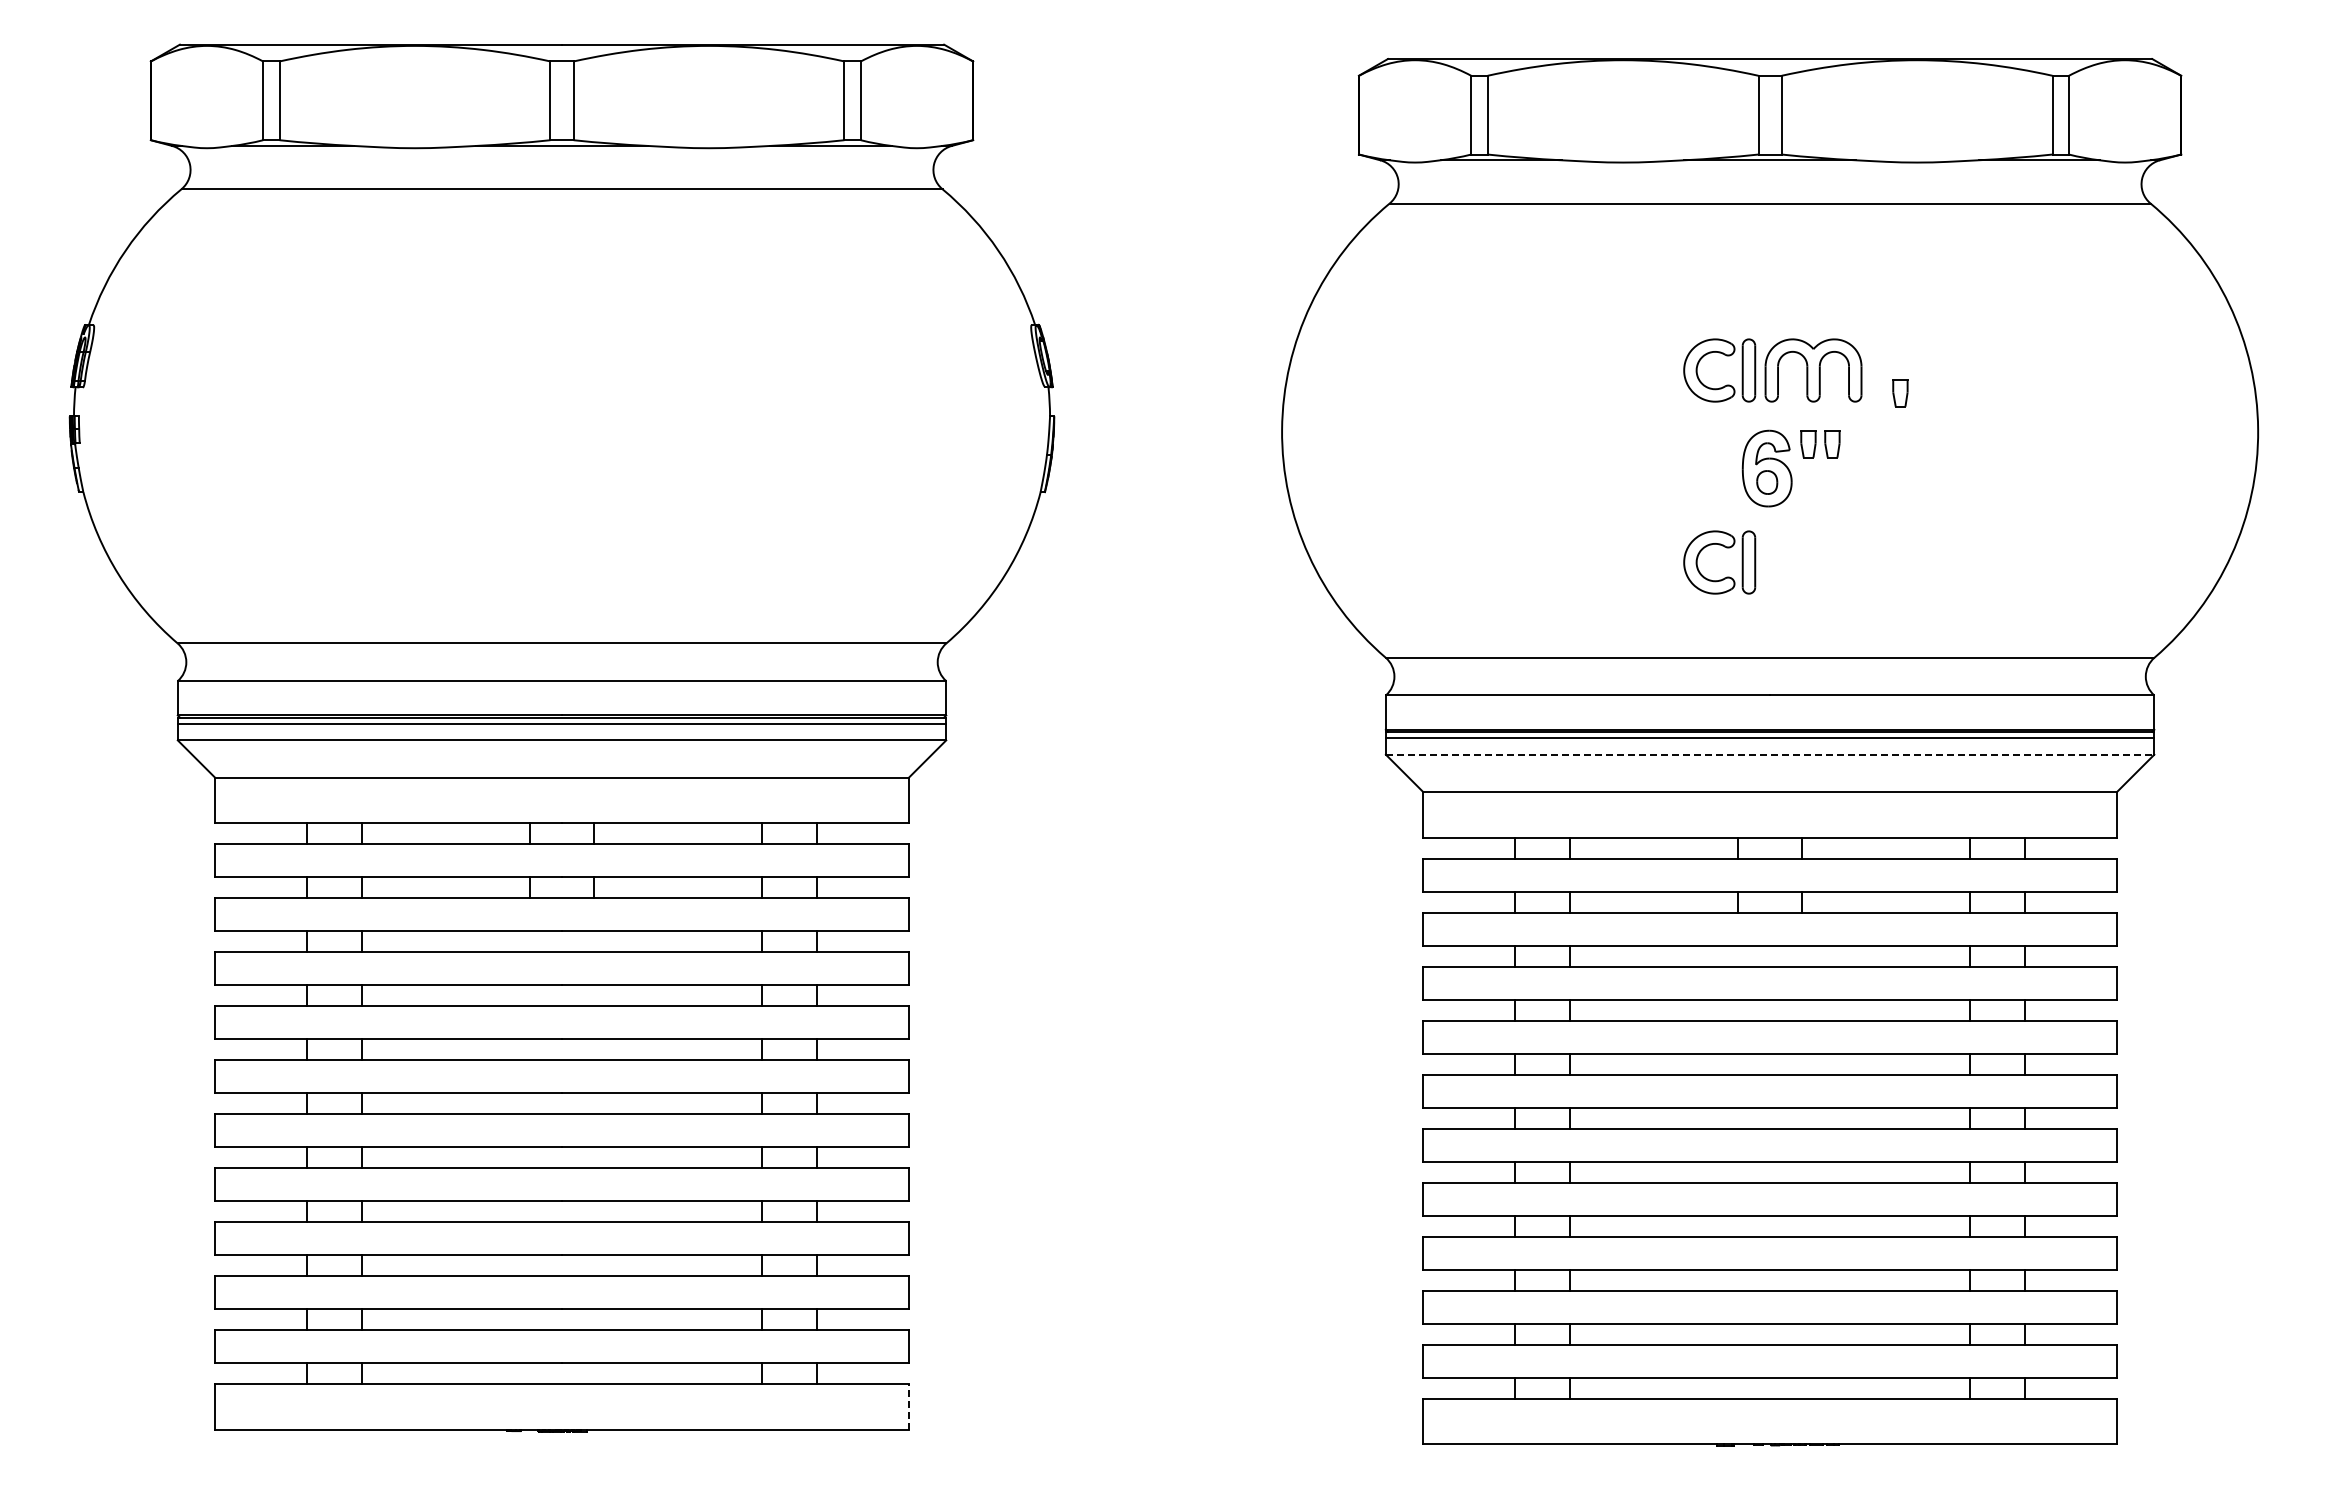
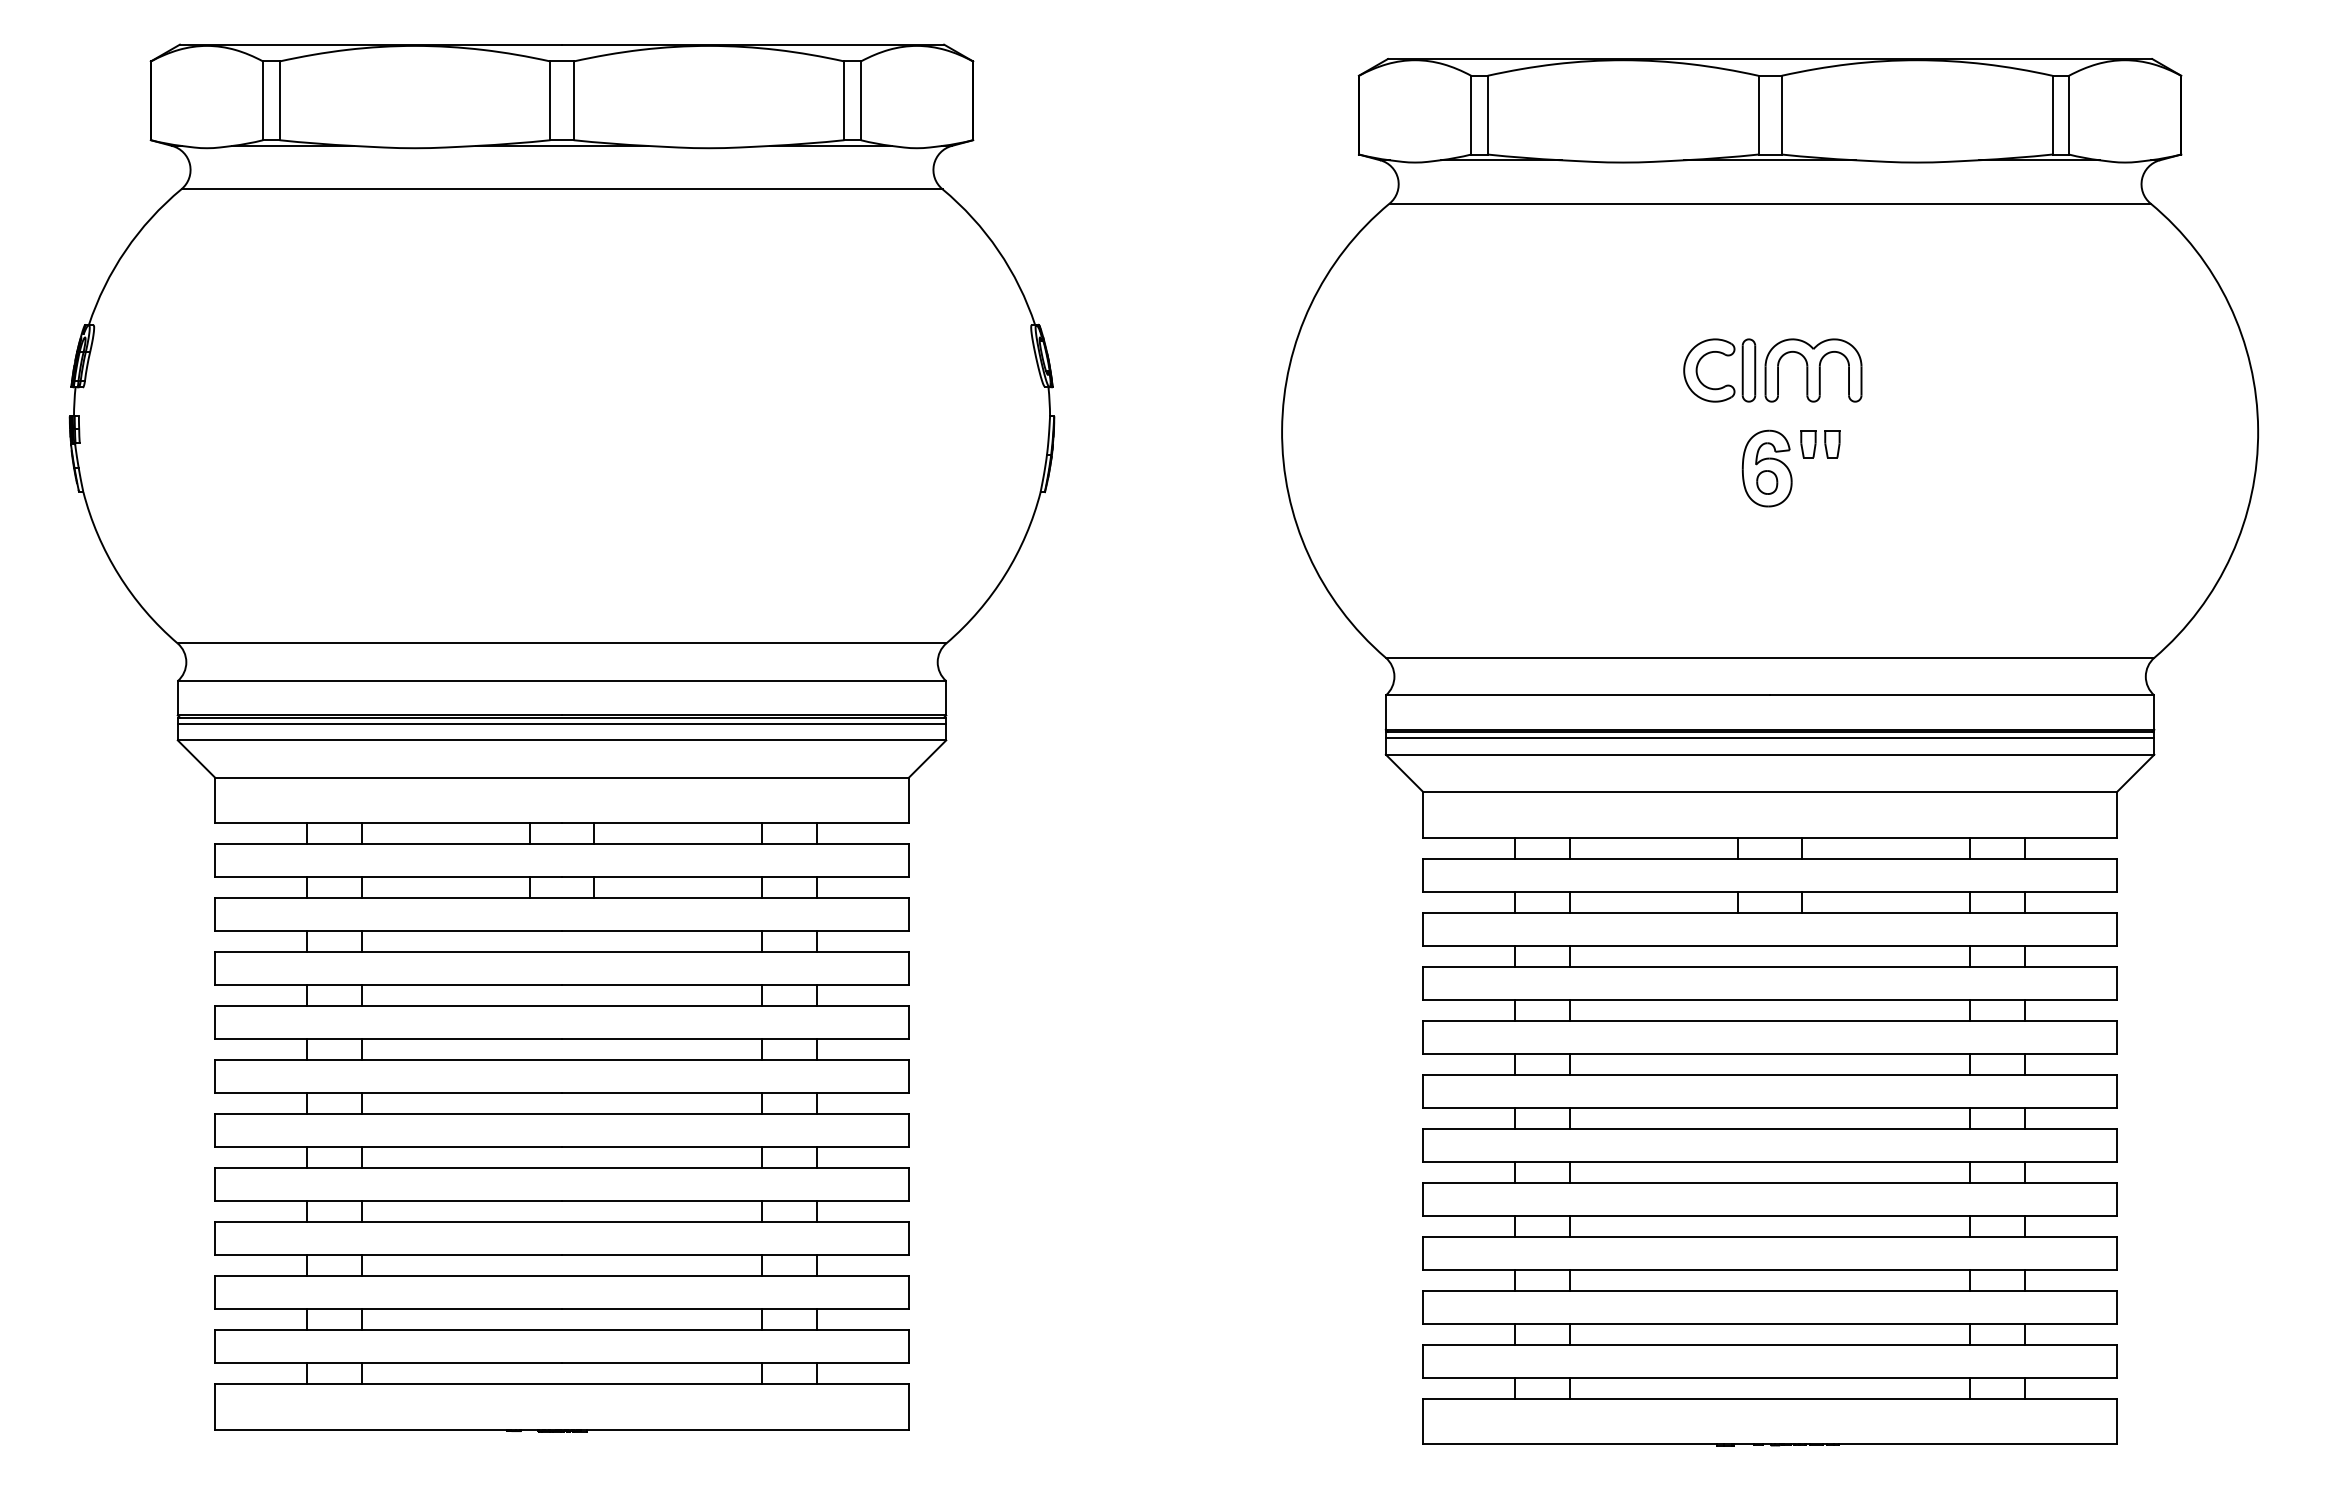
part: present -> none (1900, 393)
part: present -> none (1726, 548)
line: dashed -> solid (1770, 754)
line: dashed -> solid (908, 1407)
